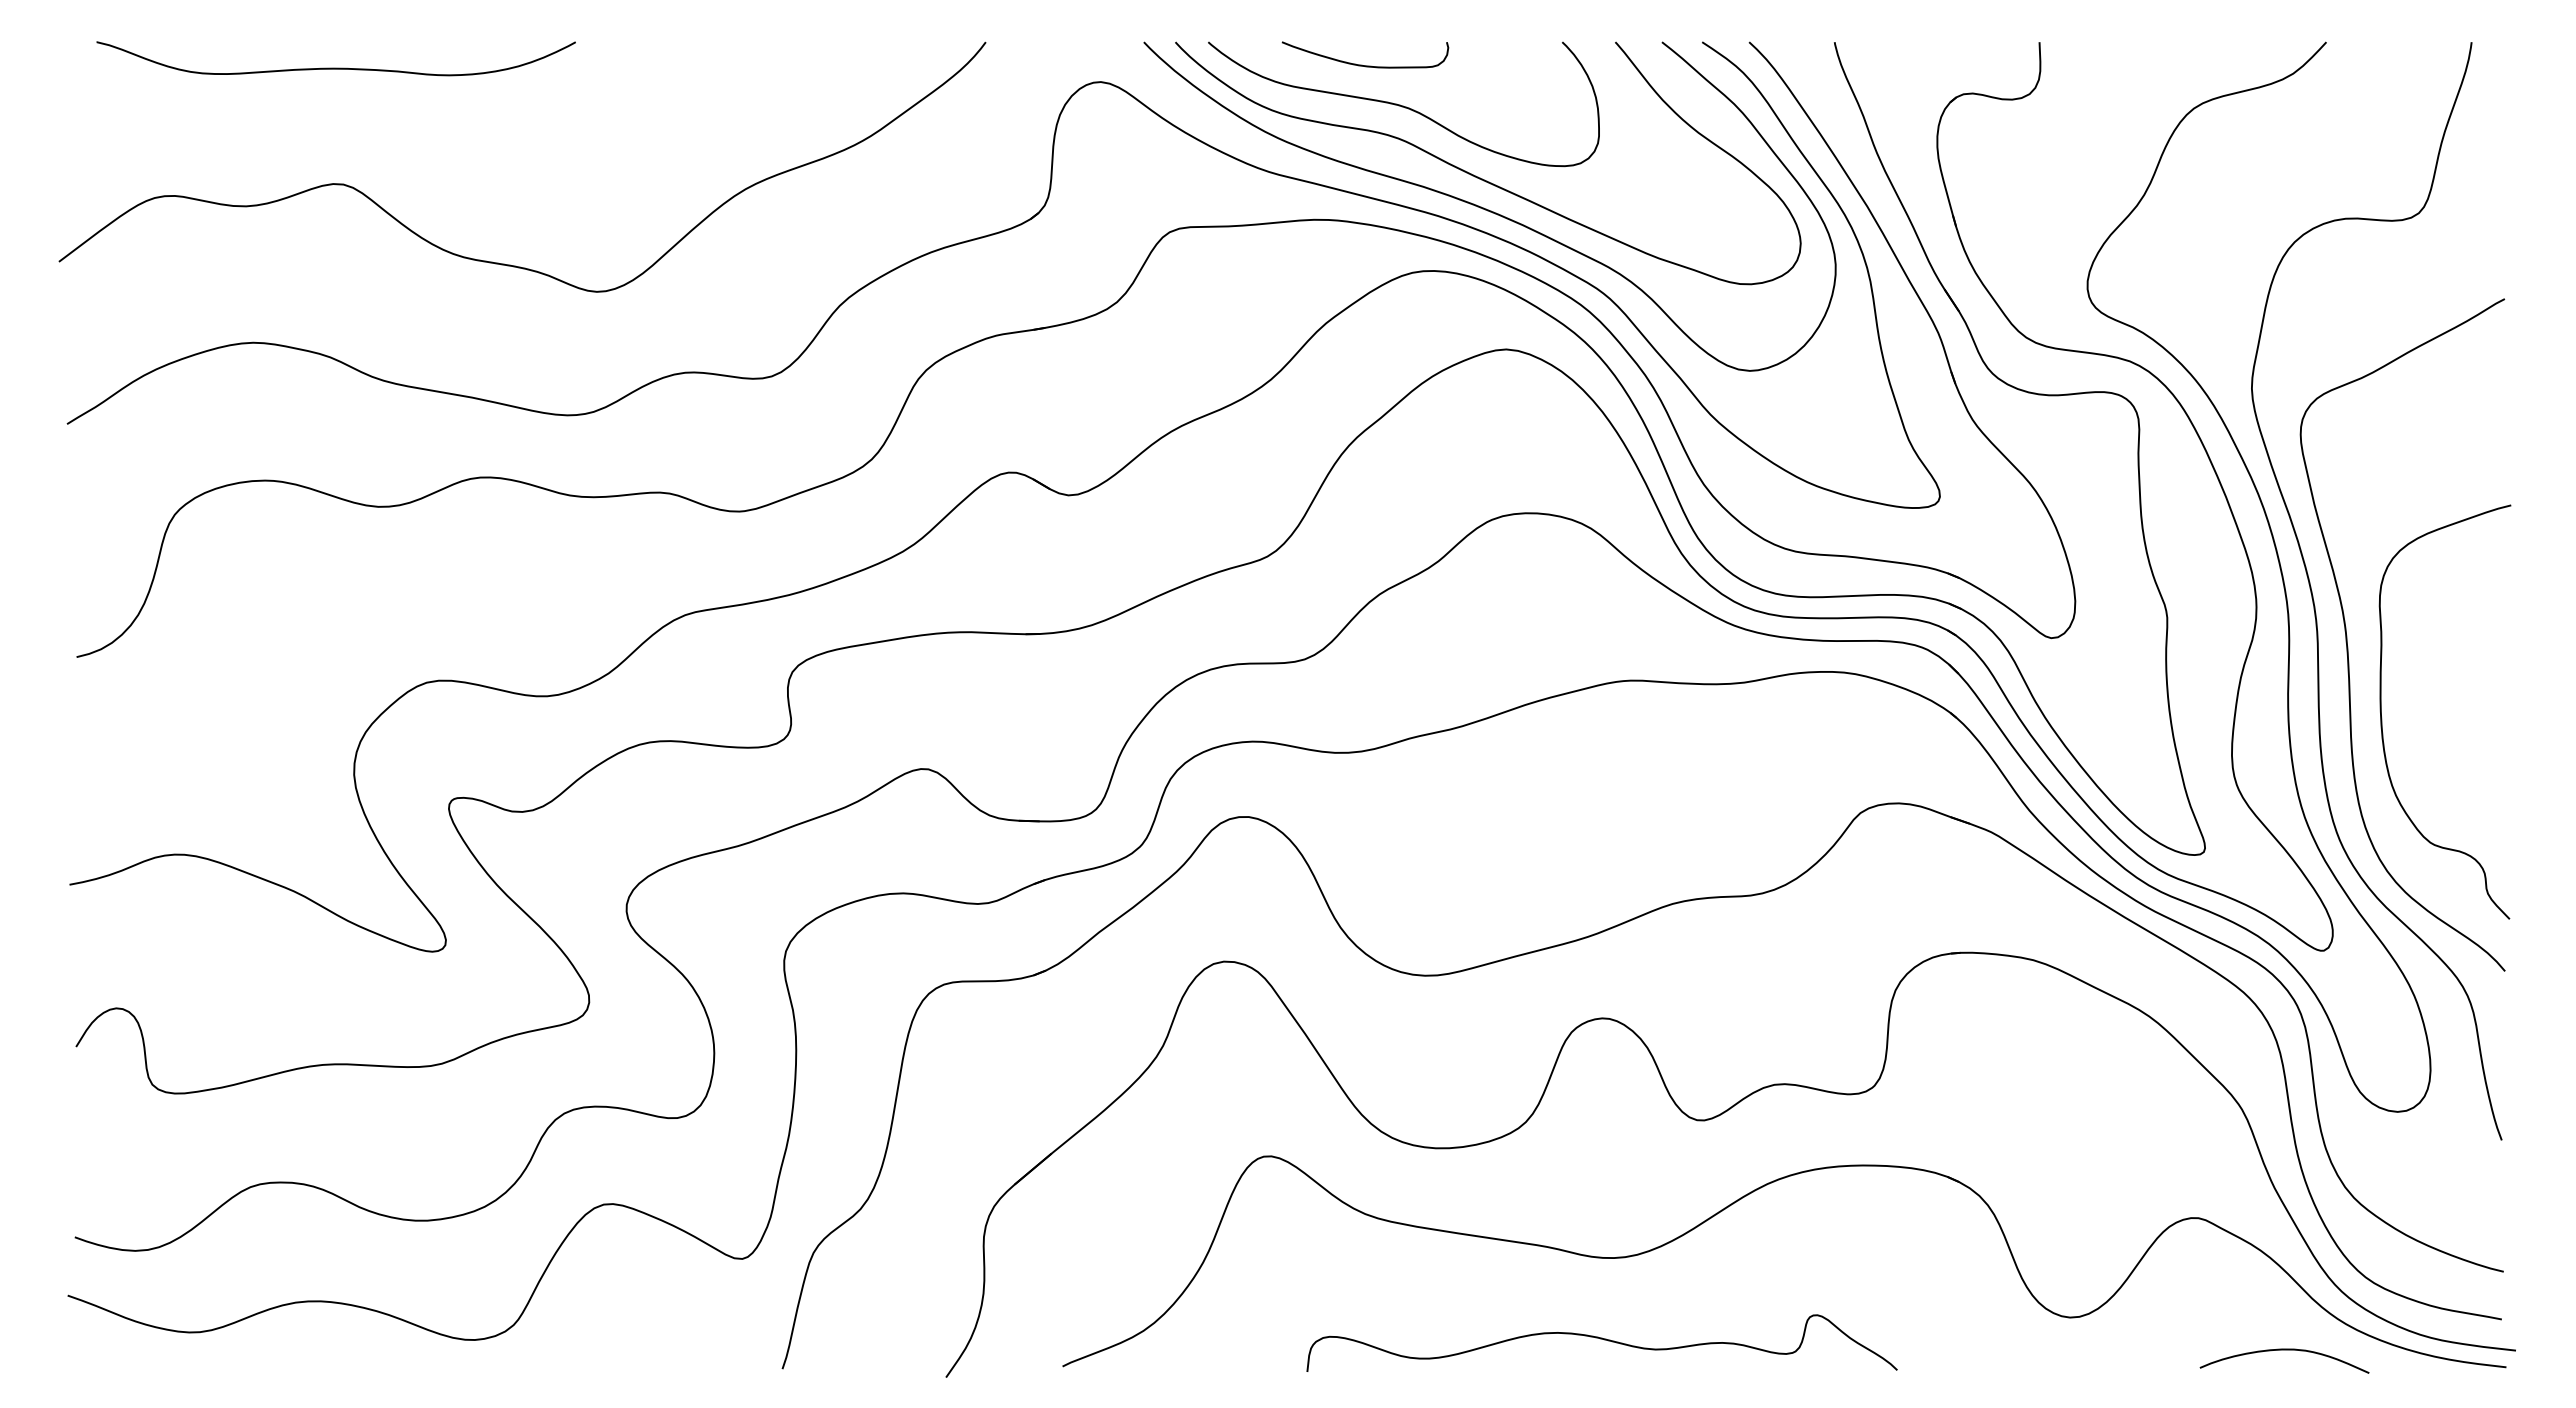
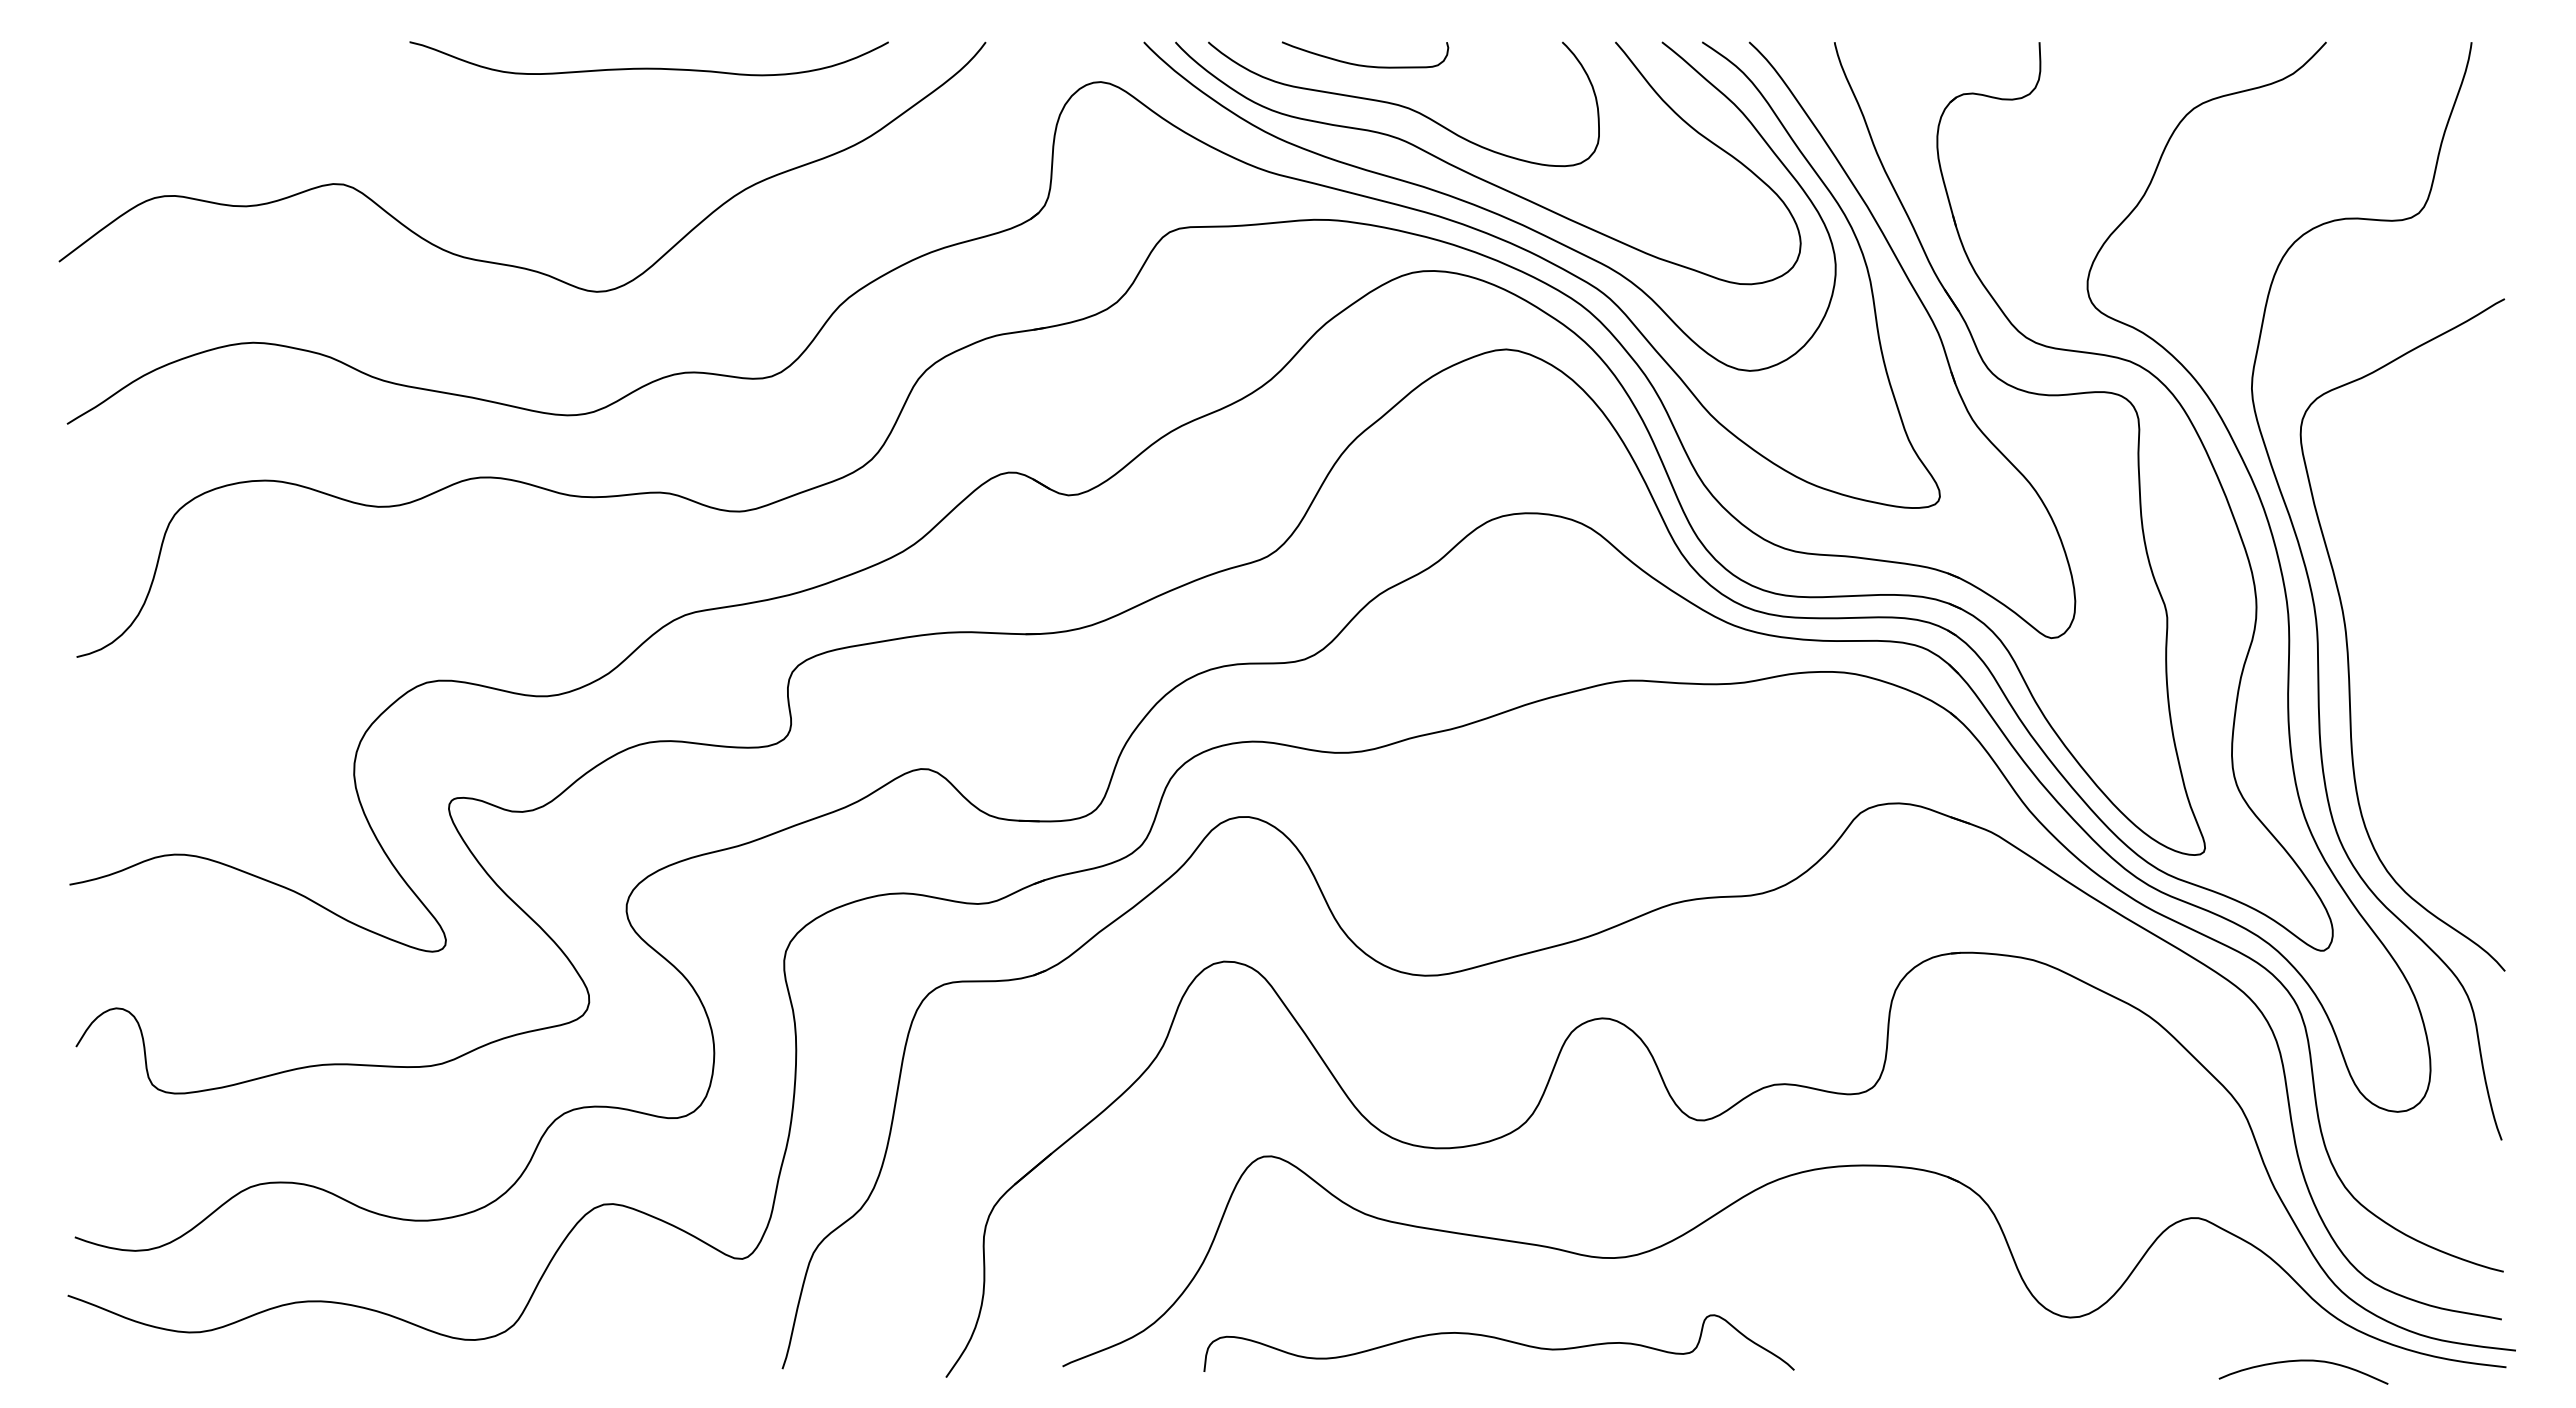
curve position: (335, 67) -> (648, 67) (648, 67)
curve: present -> none (2382, 718)
curve position: (1601, 1339) -> (1498, 1339) (1498, 1339)
curve position: (2284, 1350) -> (2303, 1361) (2303, 1361)
